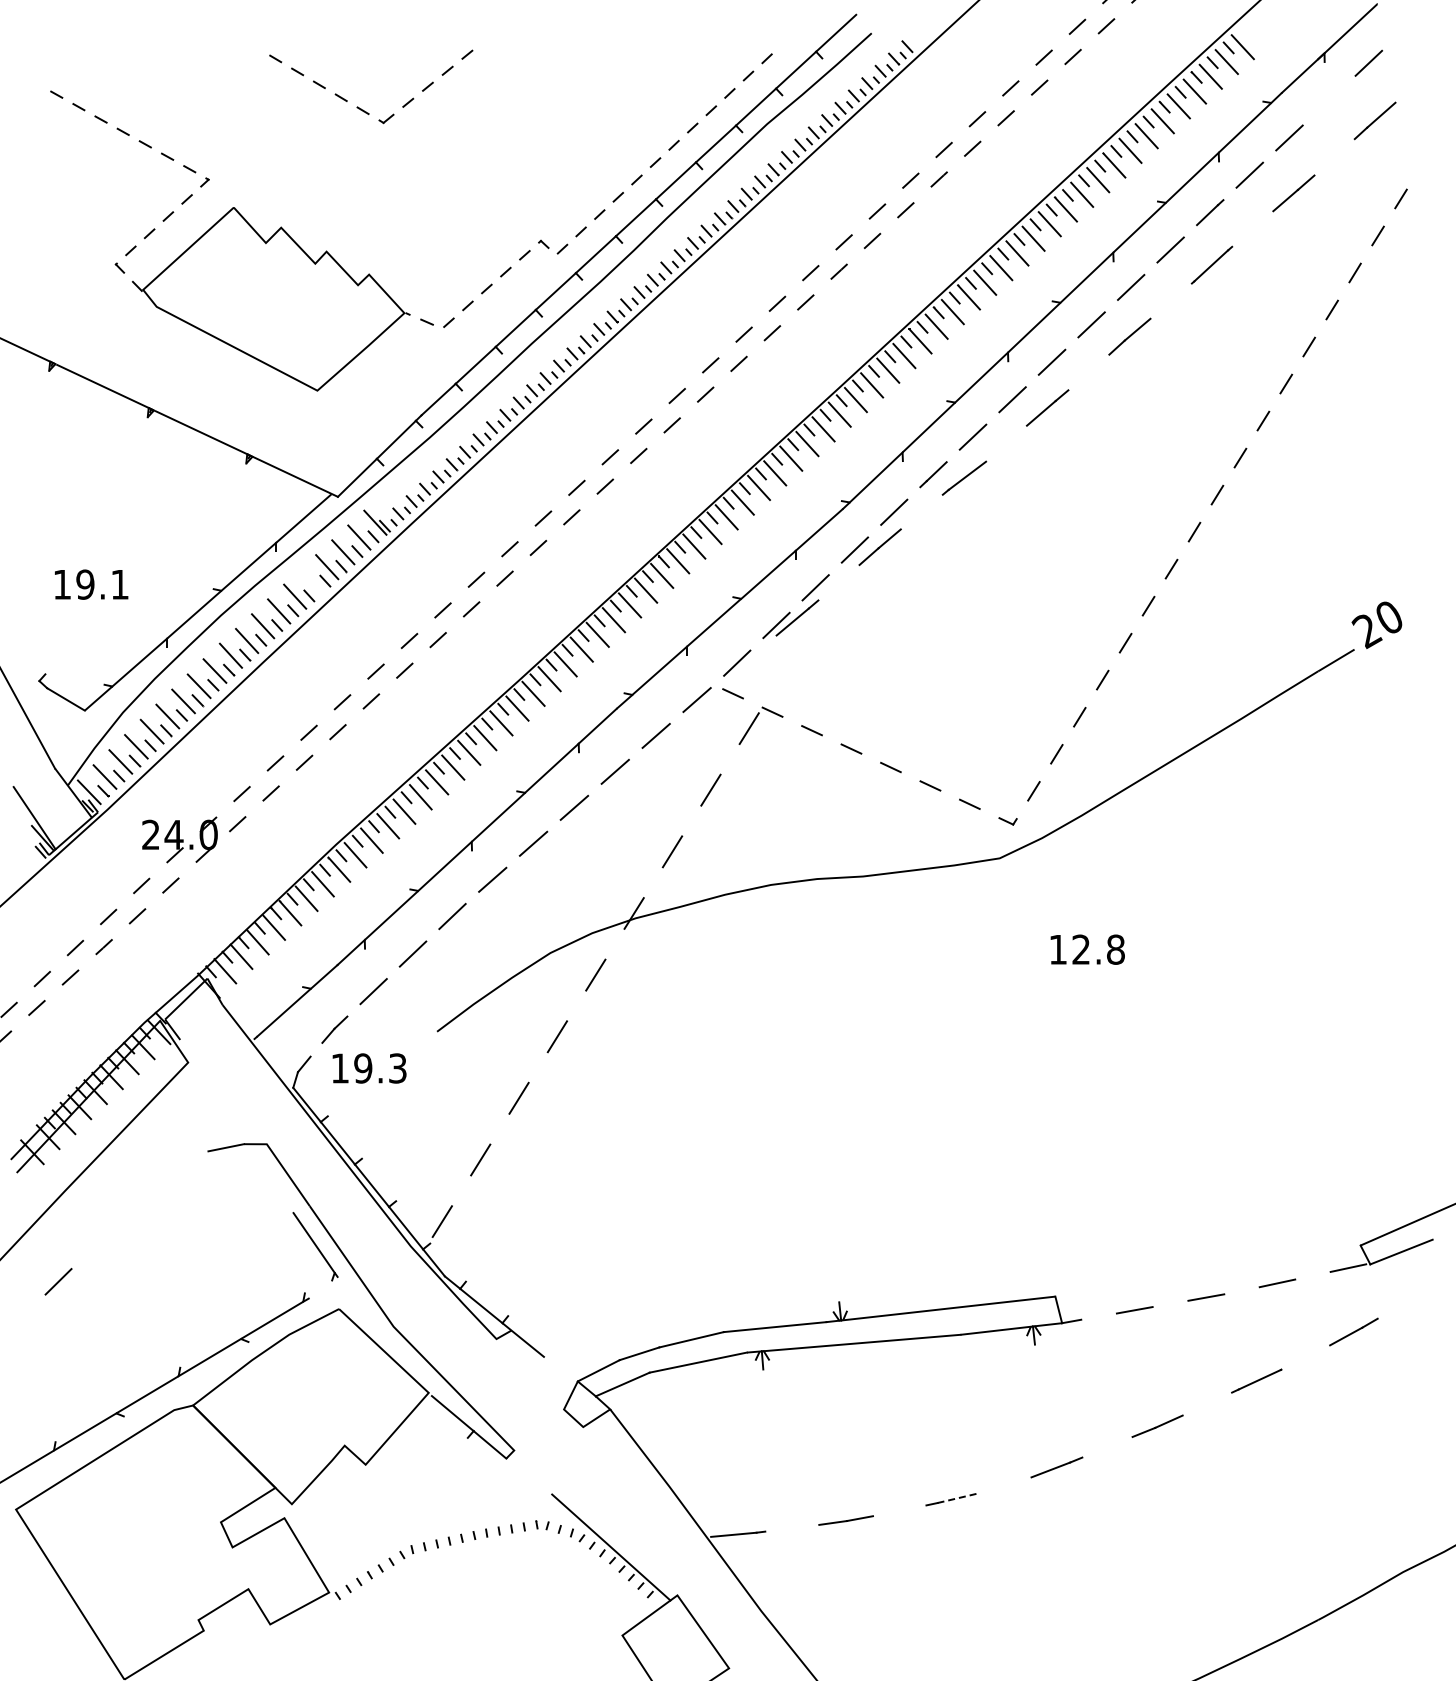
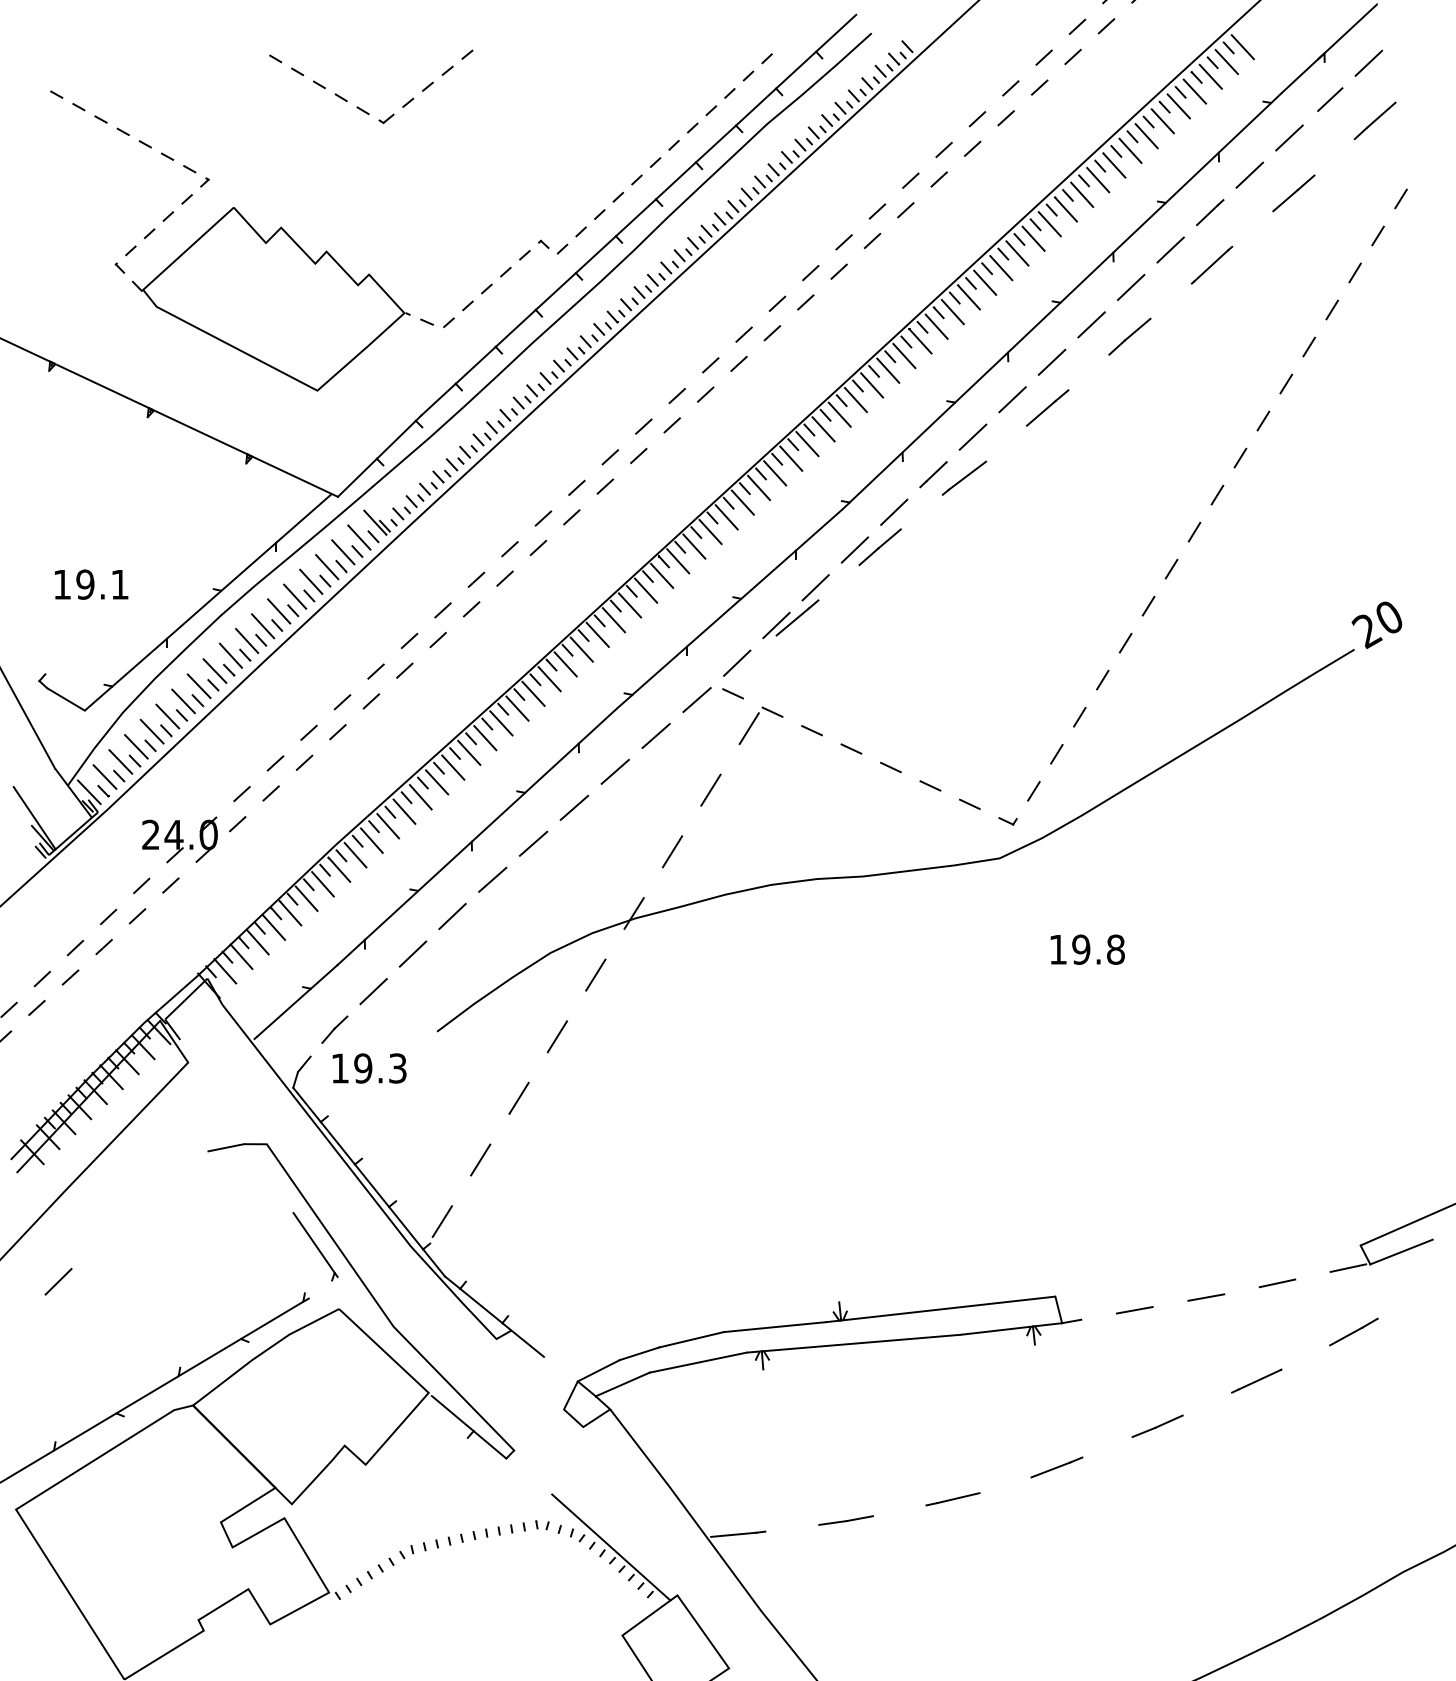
line: none -> present (1330, 99)
line: none -> present (311, 581)
text: 12.8 -> 19.8 (1081, 949)
line: dashed -> solid (958, 1498)
